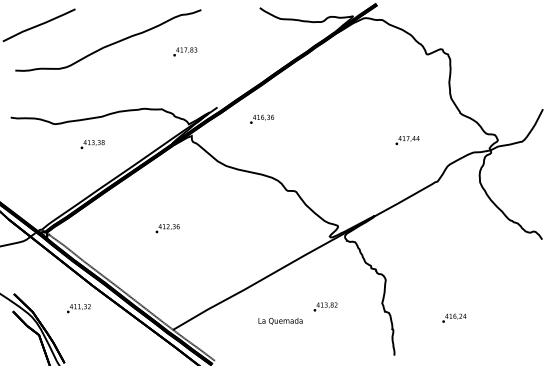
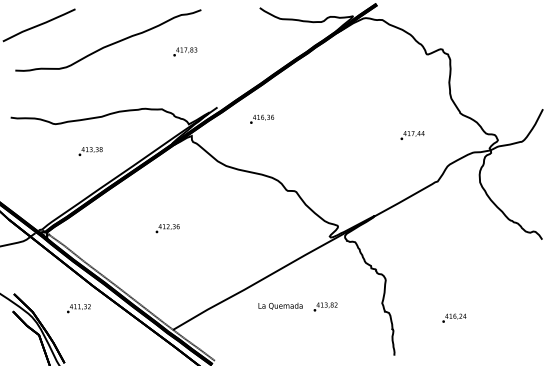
text position: (407, 140) -> (412, 135) (412, 135)
text position: (92, 144) -> (90, 151) (90, 151)
text position: (280, 321) -> (280, 306) (280, 306)
